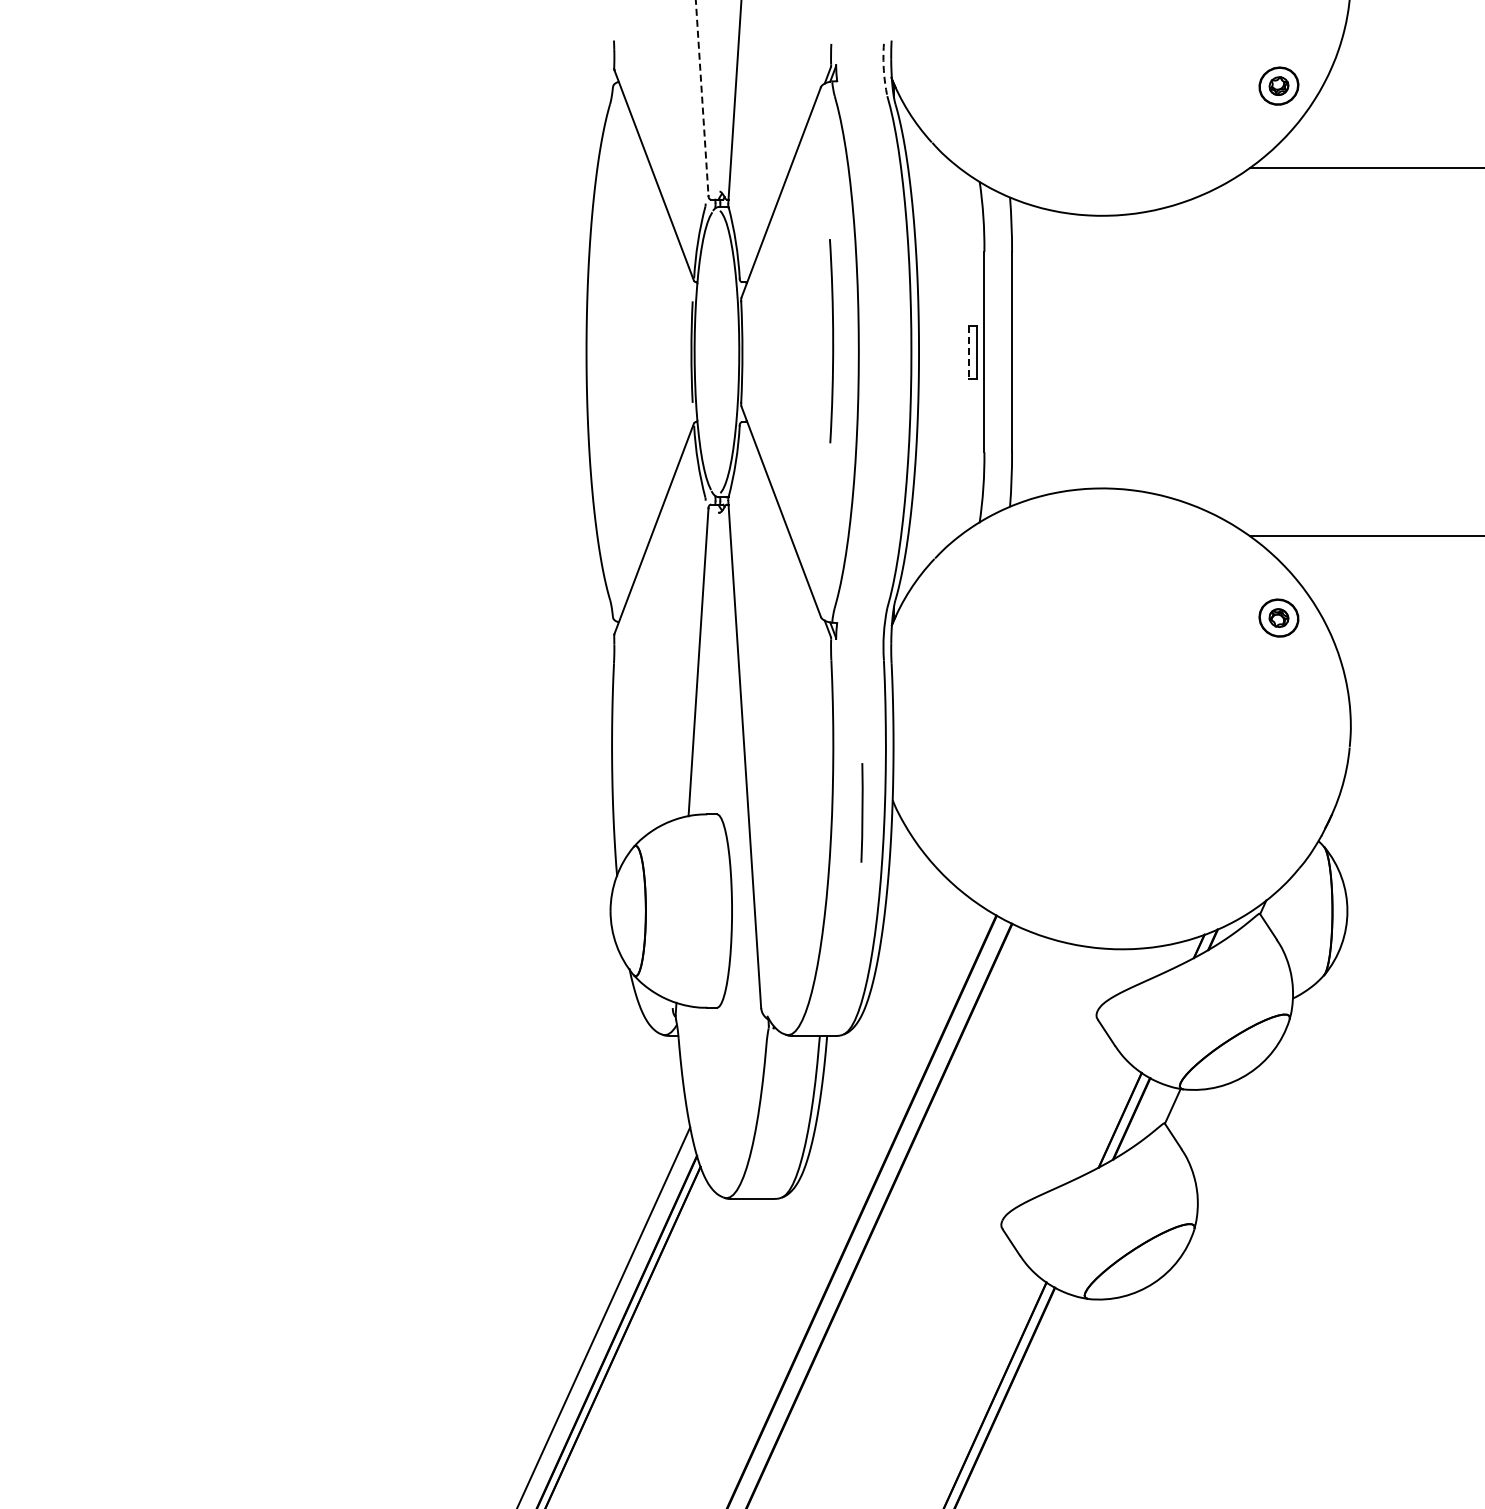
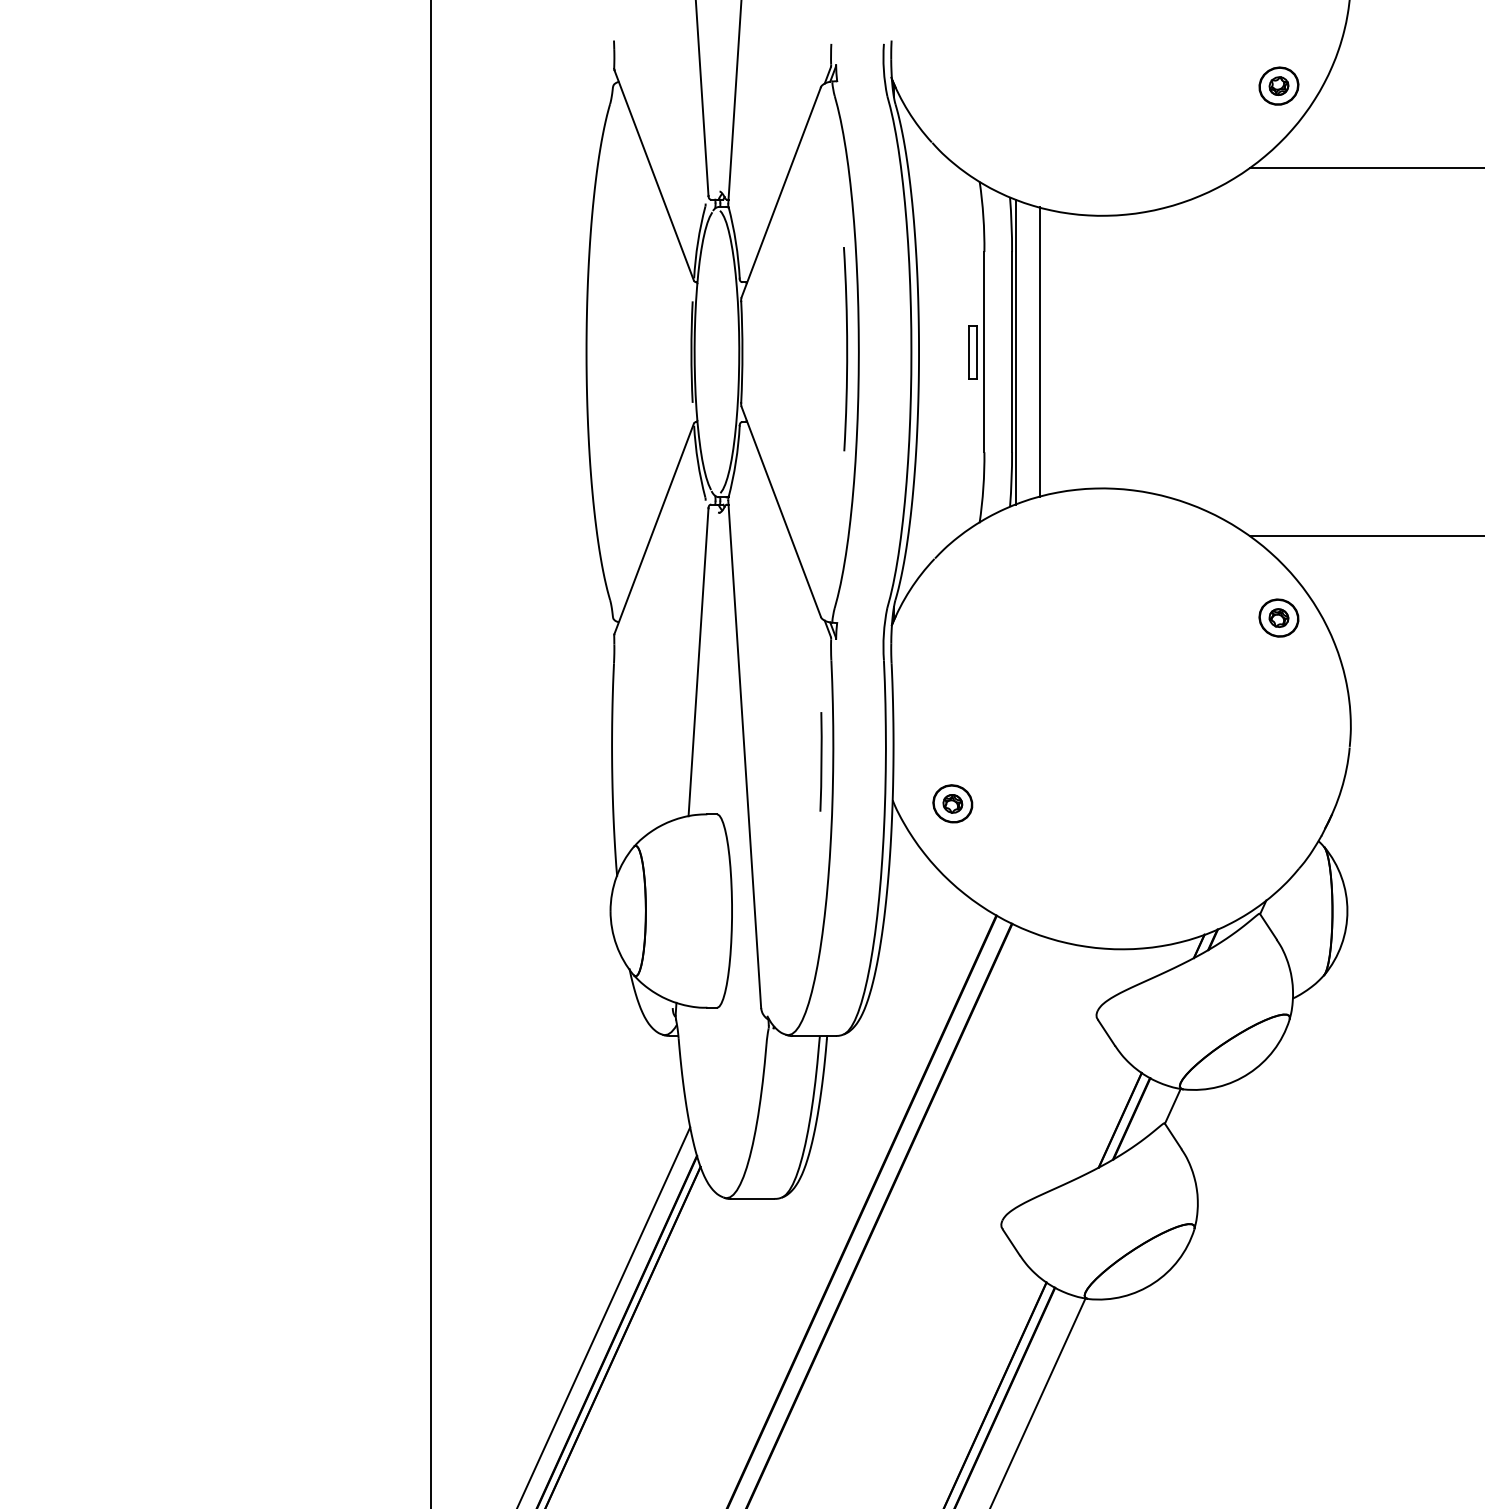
arc: dashed -> solid (883, 70)
line: dashed -> solid (702, 98)
arc position: (832, 341) -> (846, 349) (846, 349)
line: none -> present (1015, 351)
line: none -> present (1039, 351)
line: dashed -> solid (968, 352)
line: none -> present (431, 753)
part: none -> present (952, 803)
line position: (861, 812) -> (820, 761) (820, 761)
line: none -> present (1038, 1401)
